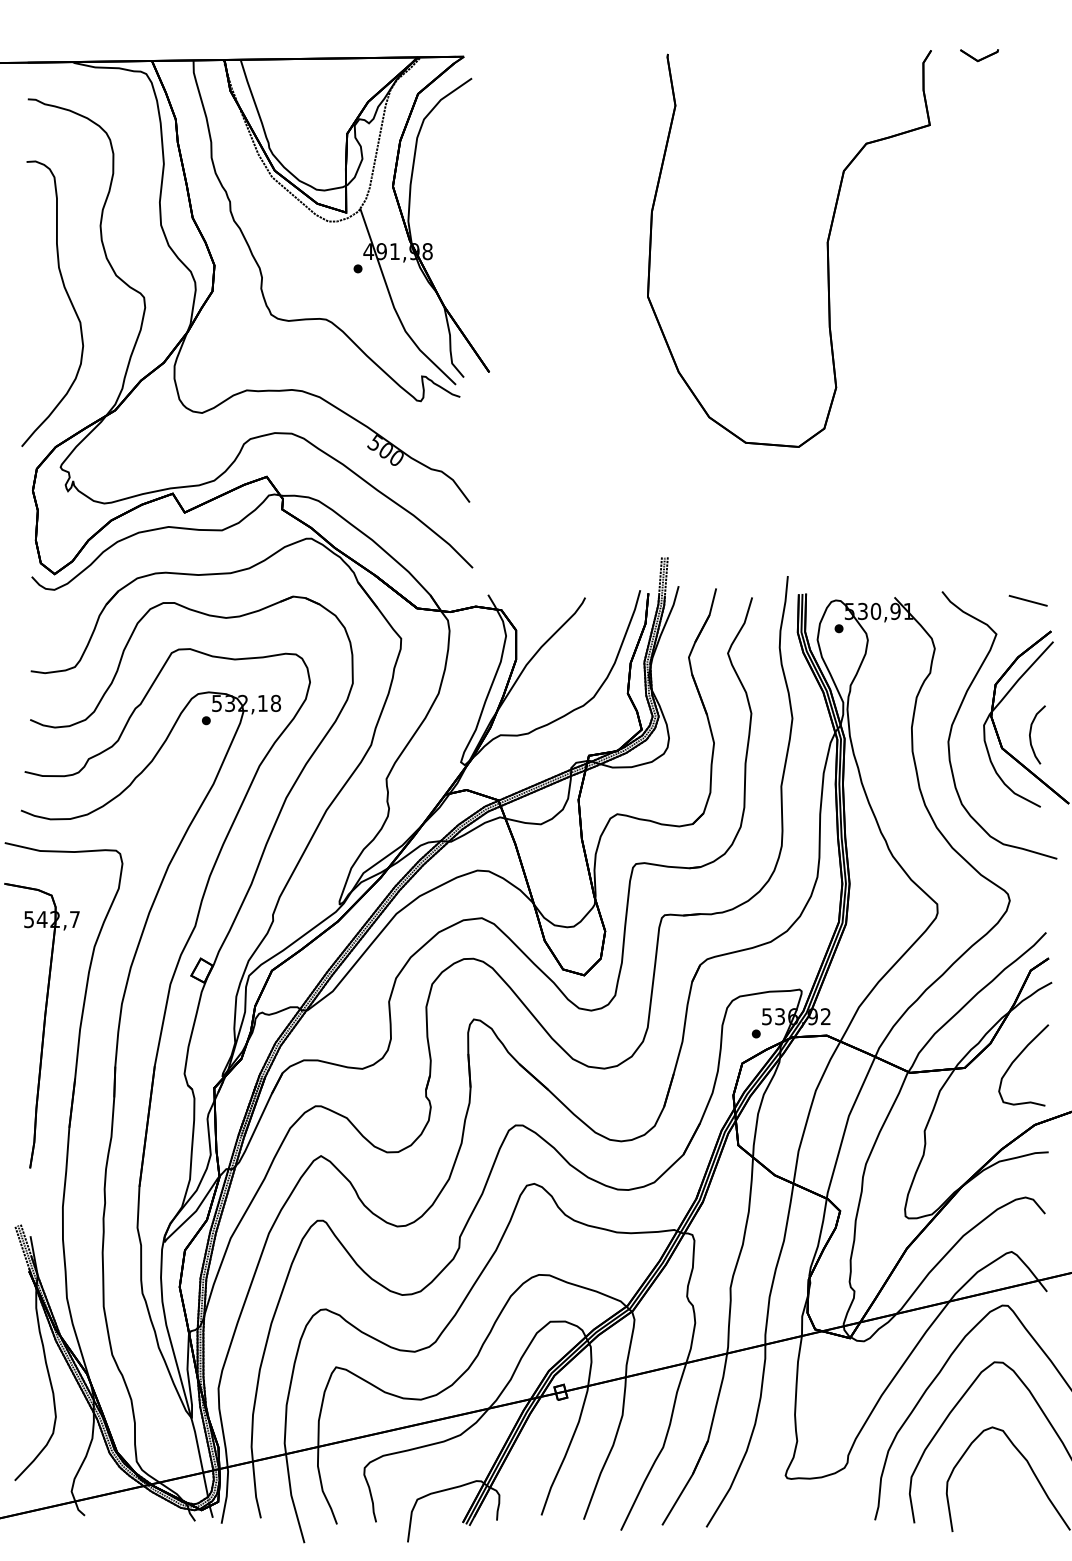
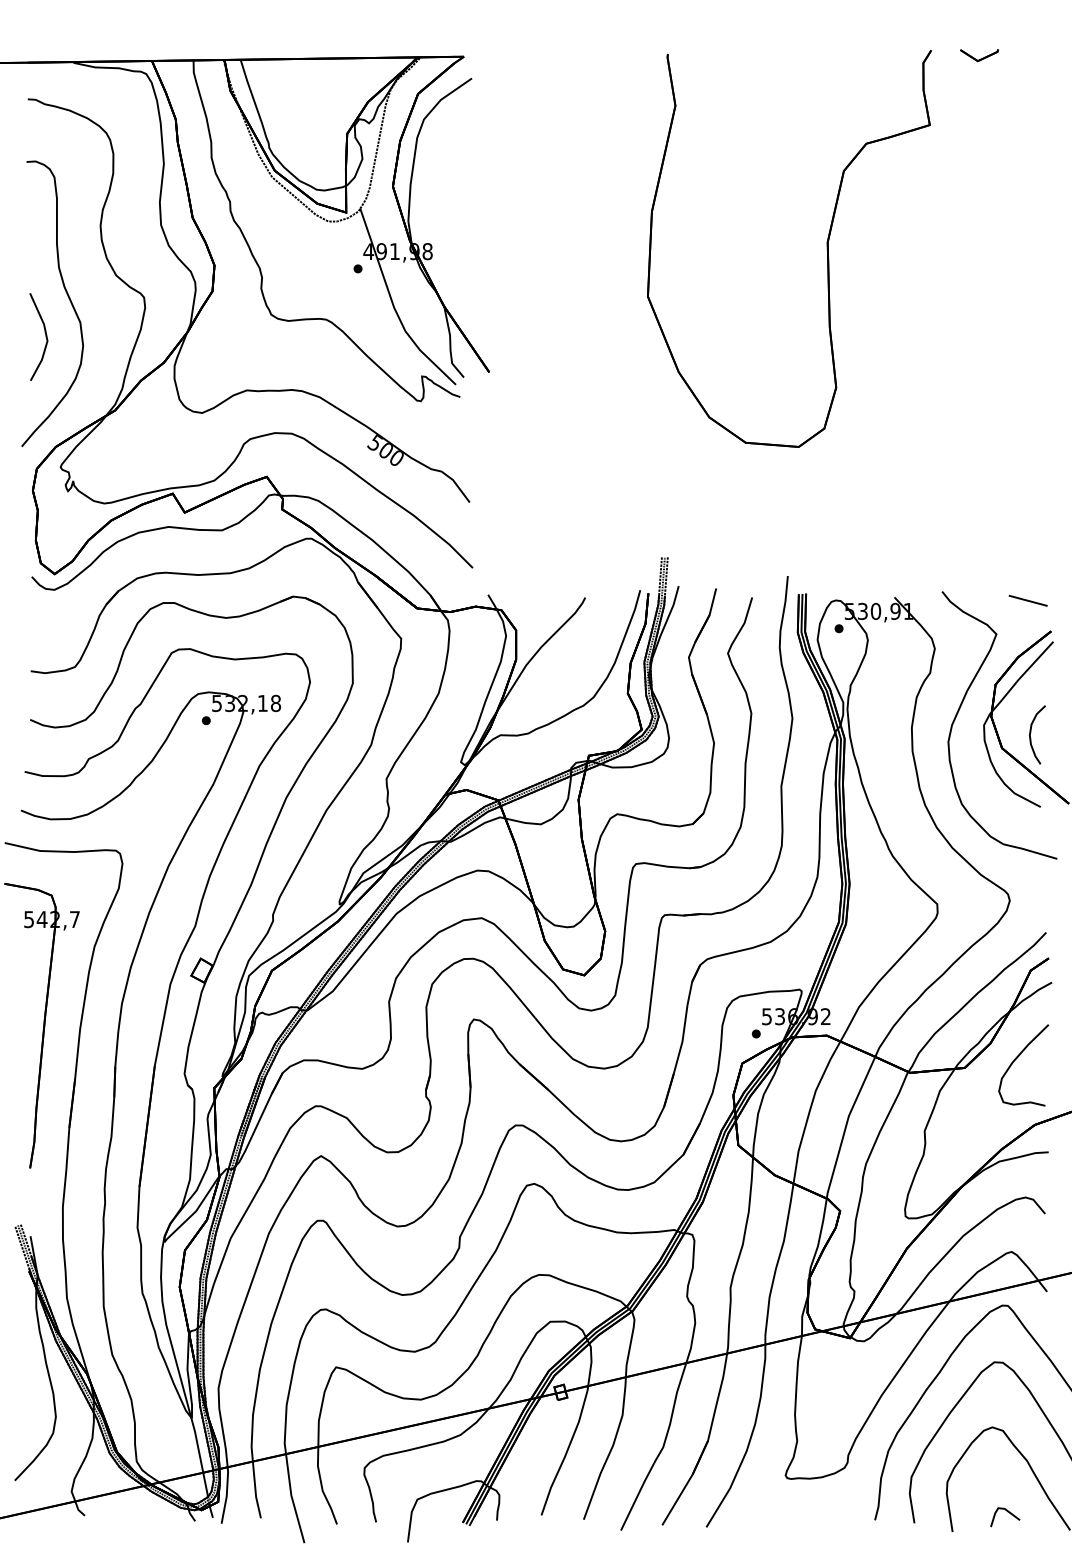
line: none -> present (45, 336)
part: none -> present (1005, 1517)
